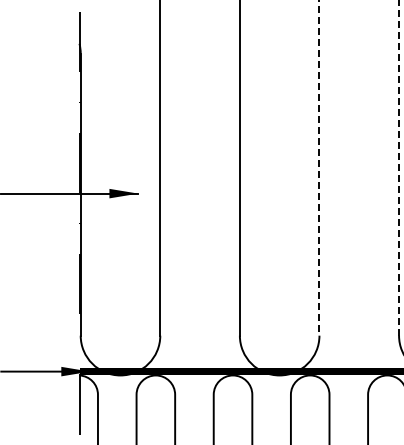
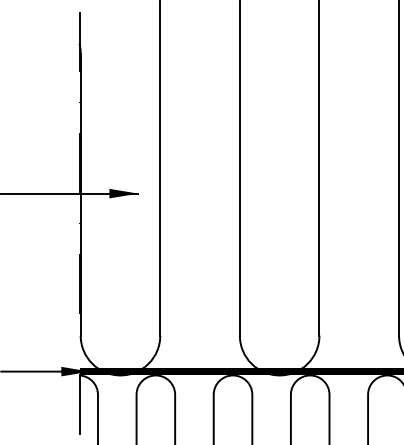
line: dashed -> solid (319, 168)
line: dashed -> solid (399, 168)
